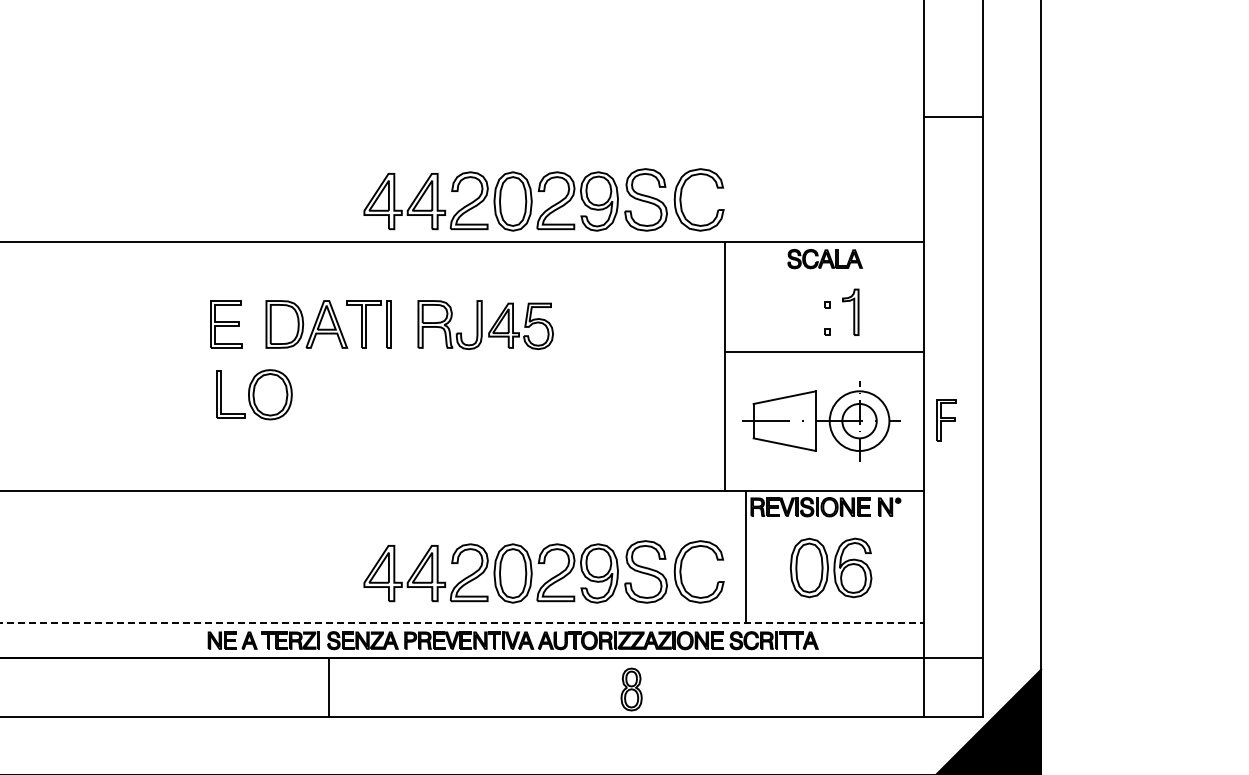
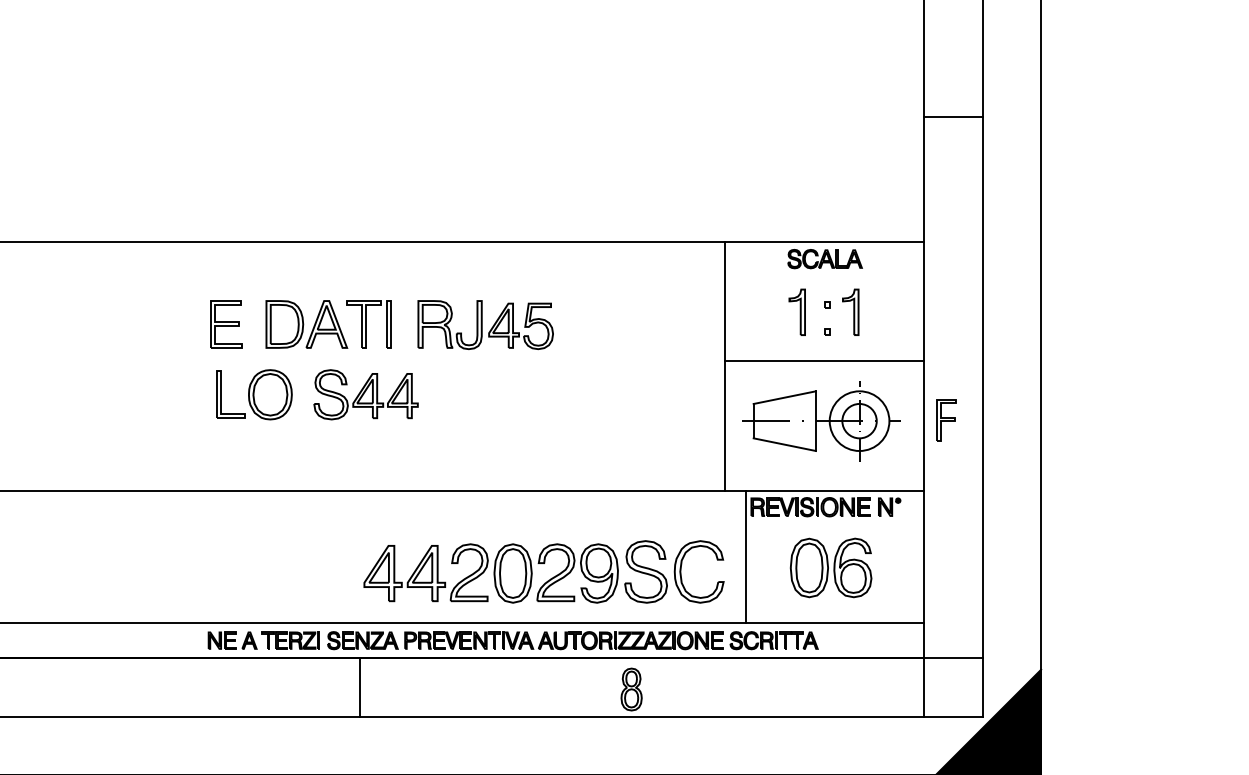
part: present -> none (543, 191)
part: none -> present (796, 311)
line position: (824, 351) -> (824, 360) (824, 360)
part: none -> present (365, 394)
line: dashed -> solid (462, 622)
line position: (329, 687) -> (360, 687) (360, 687)
